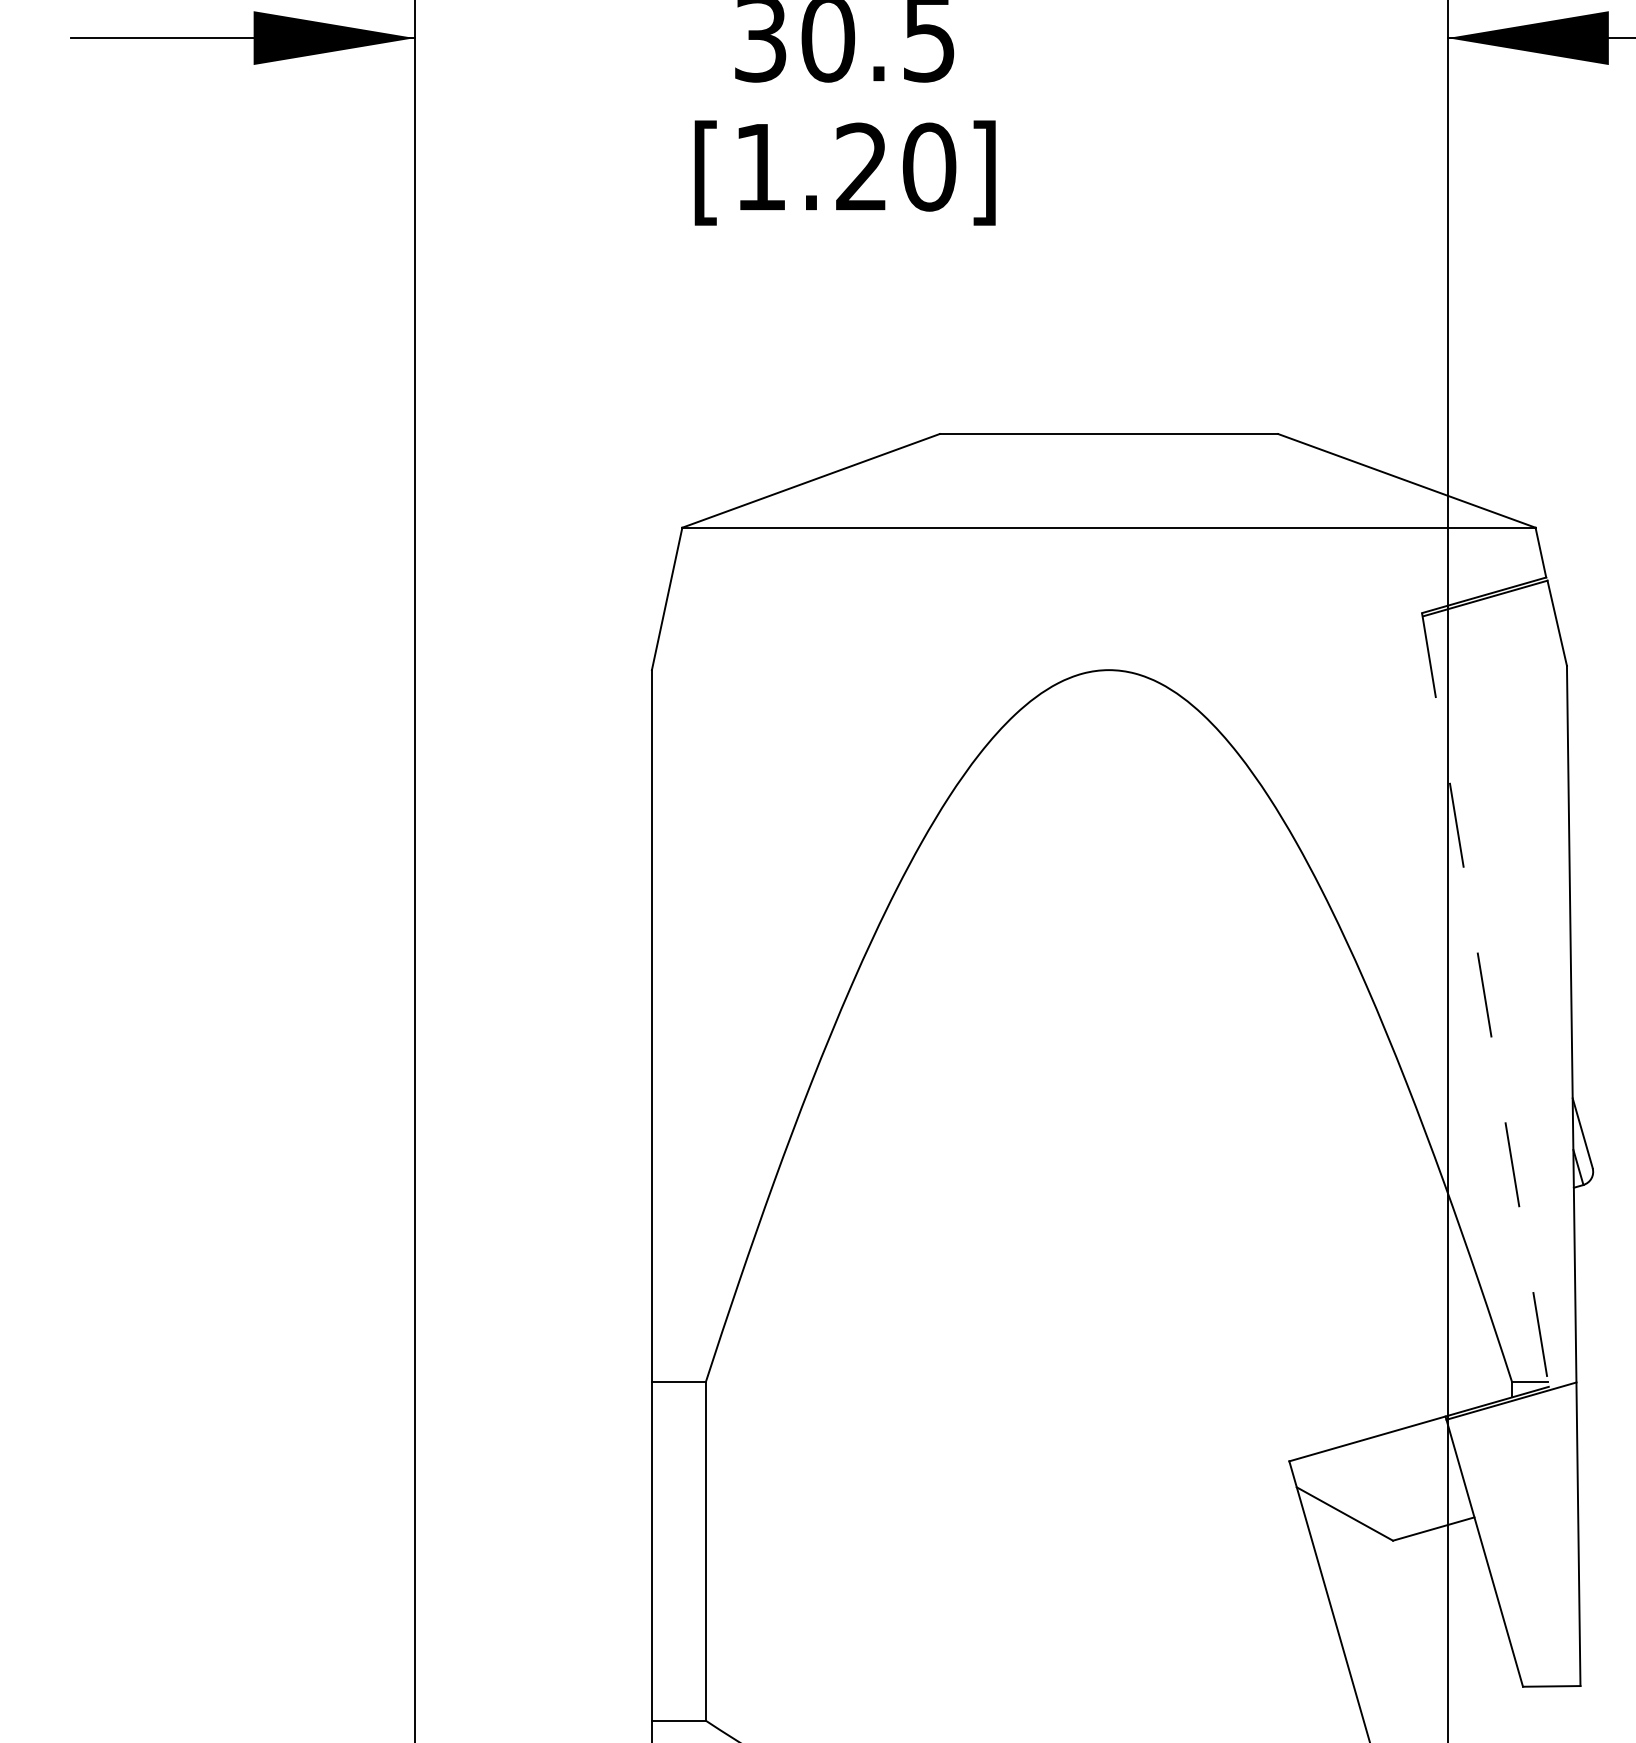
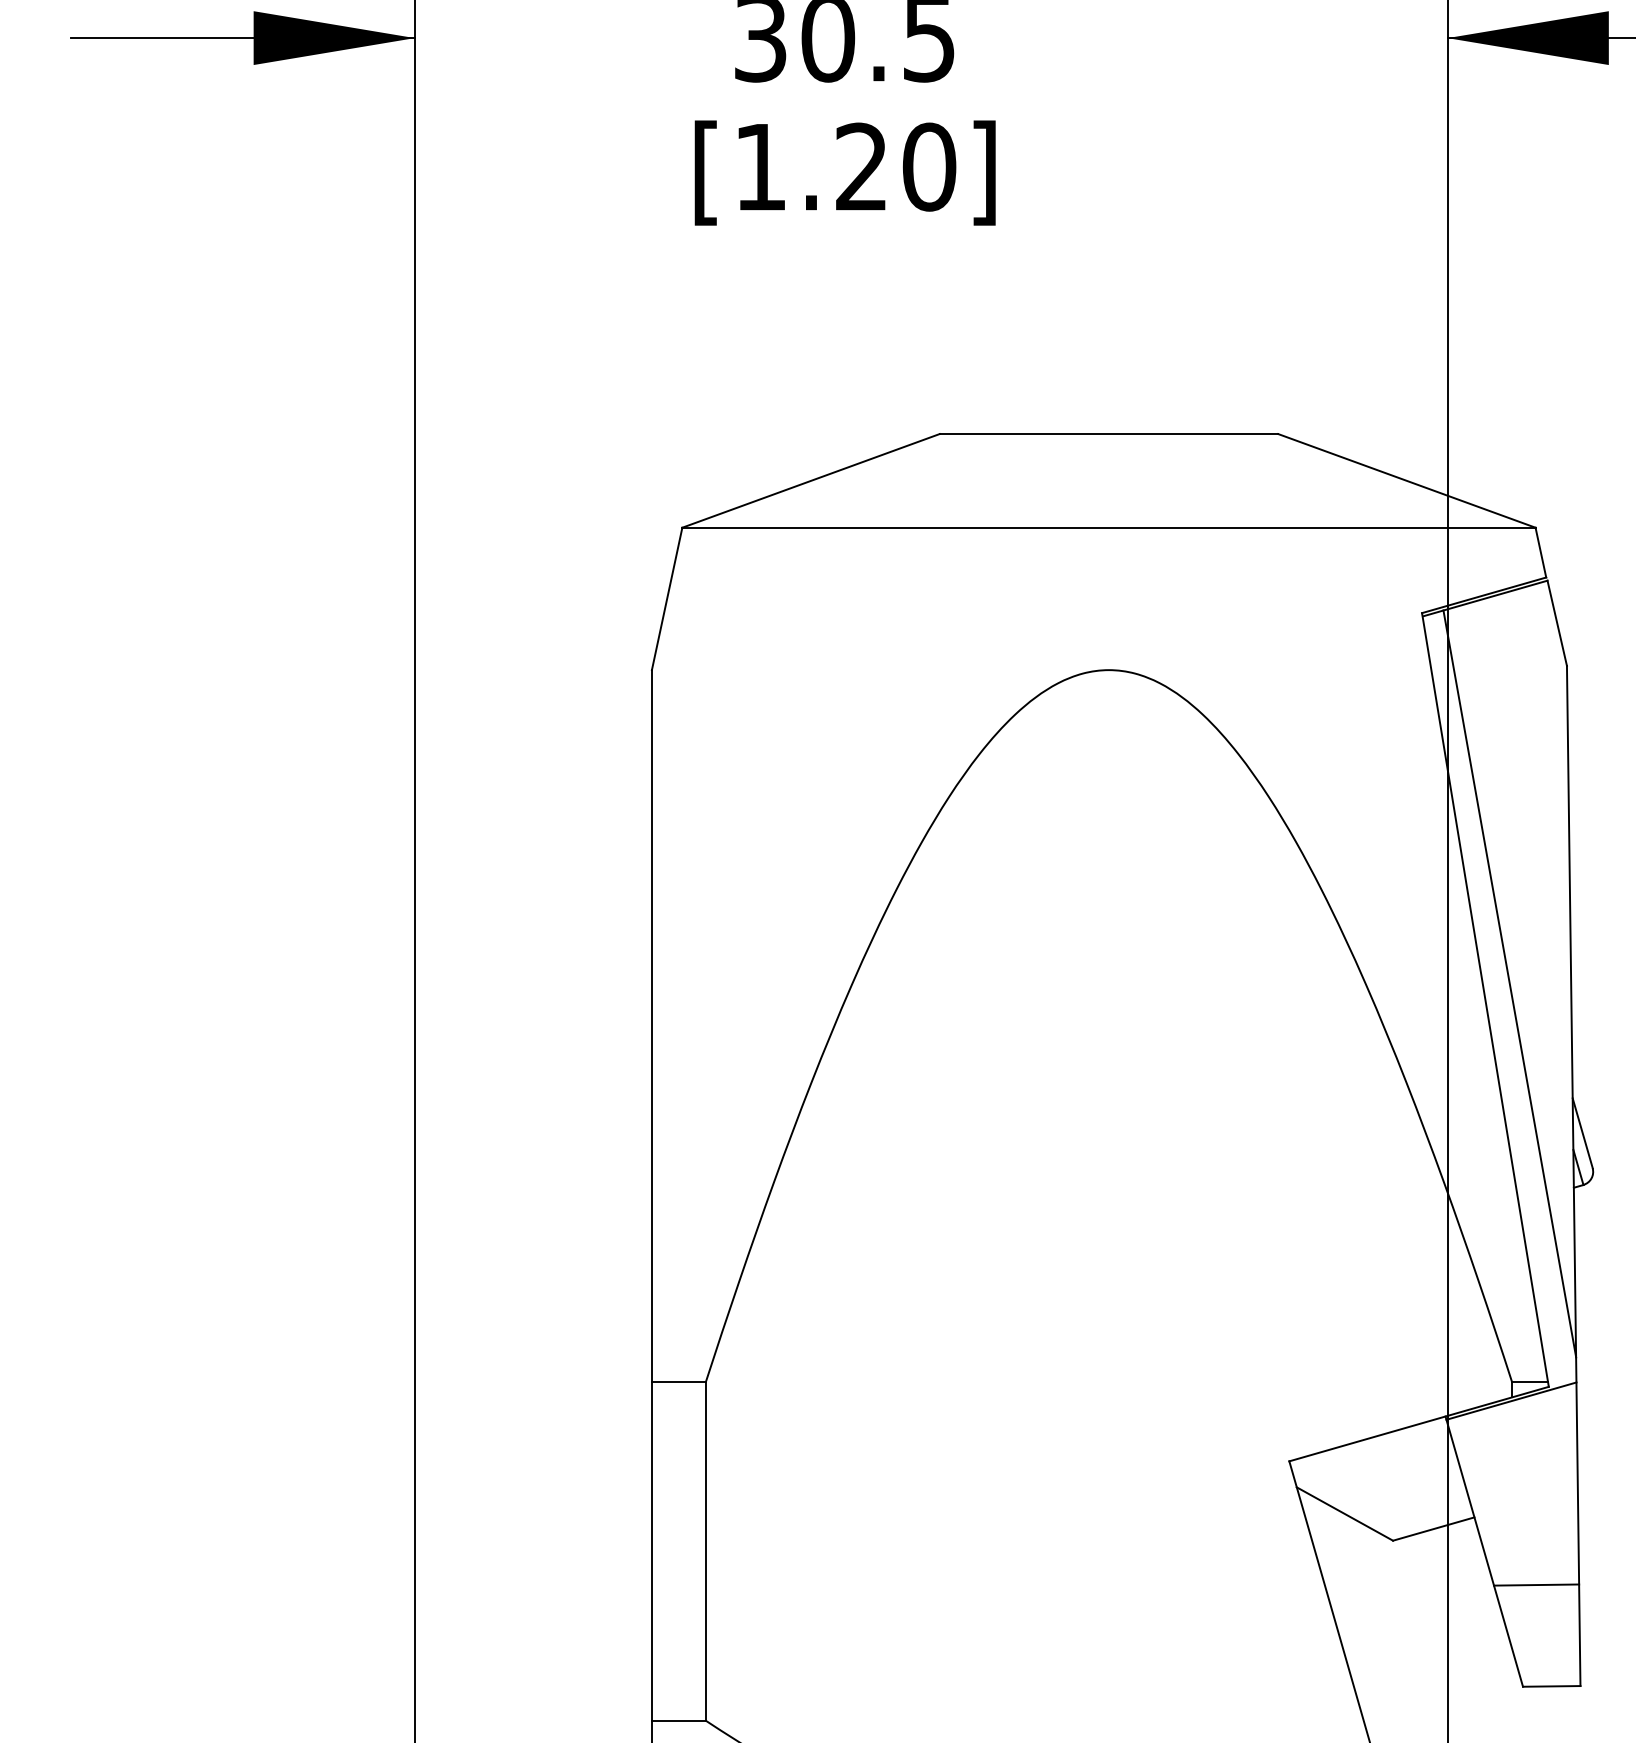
line: none -> present (1509, 983)
line: dashed -> solid (1485, 1000)
line: none -> present (1536, 1584)
